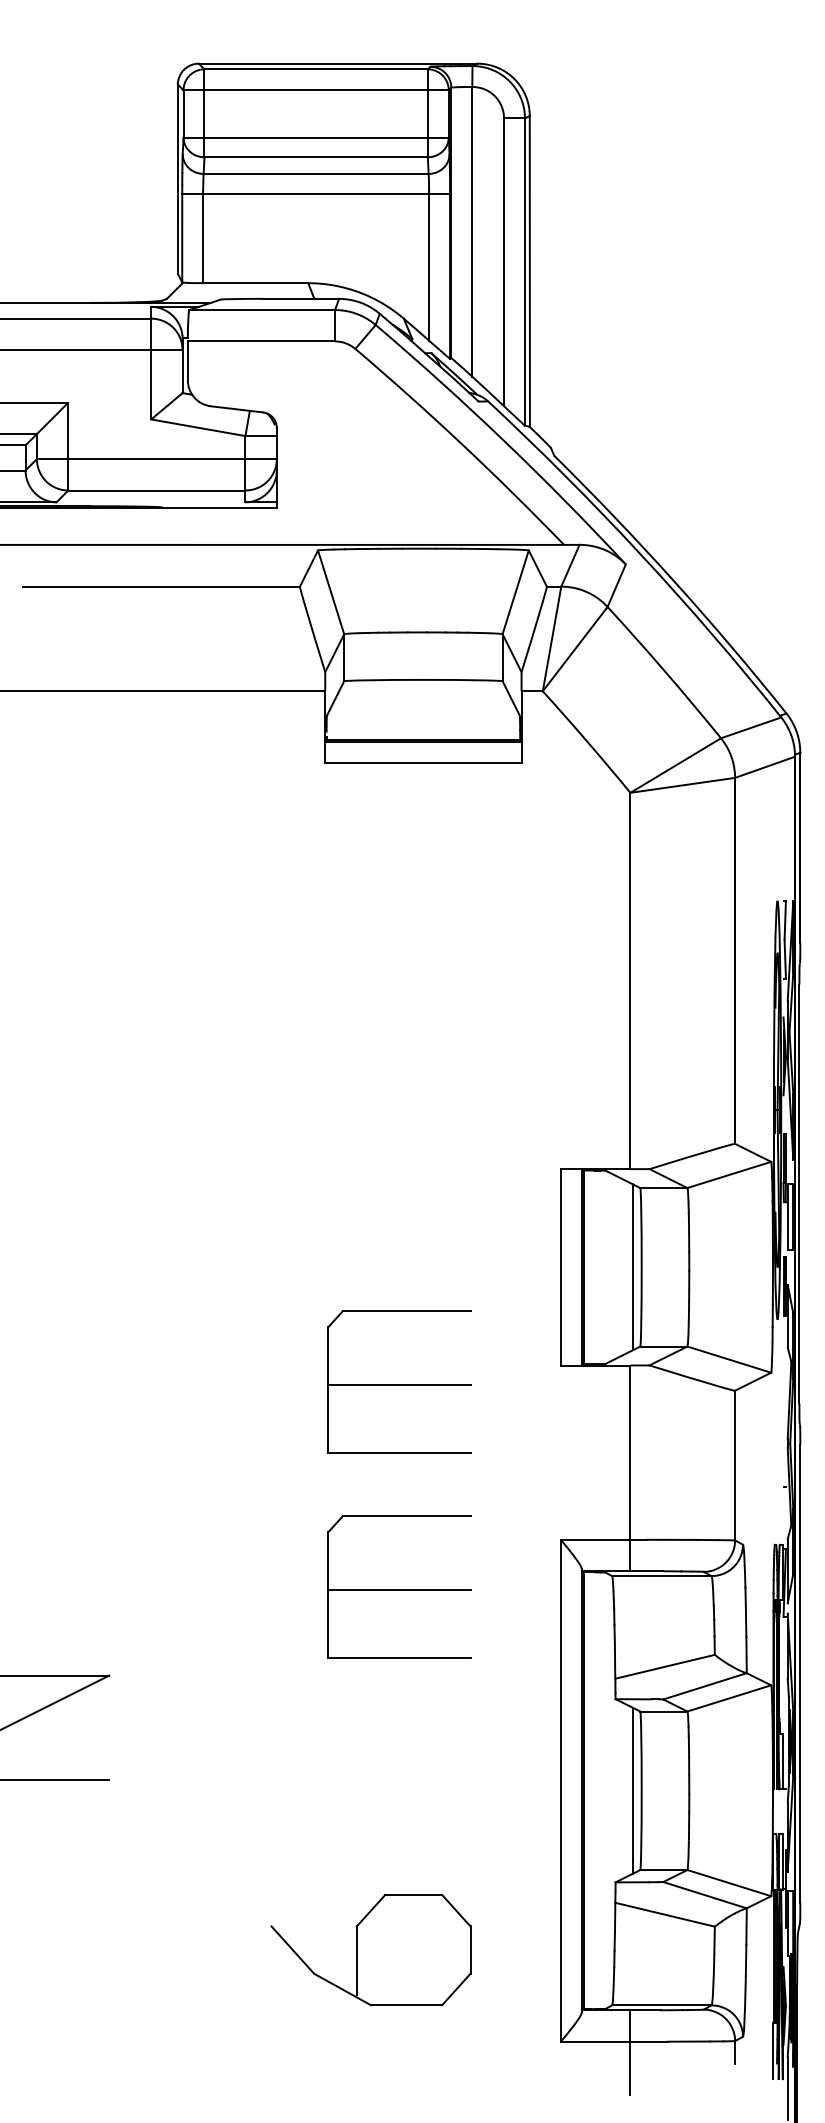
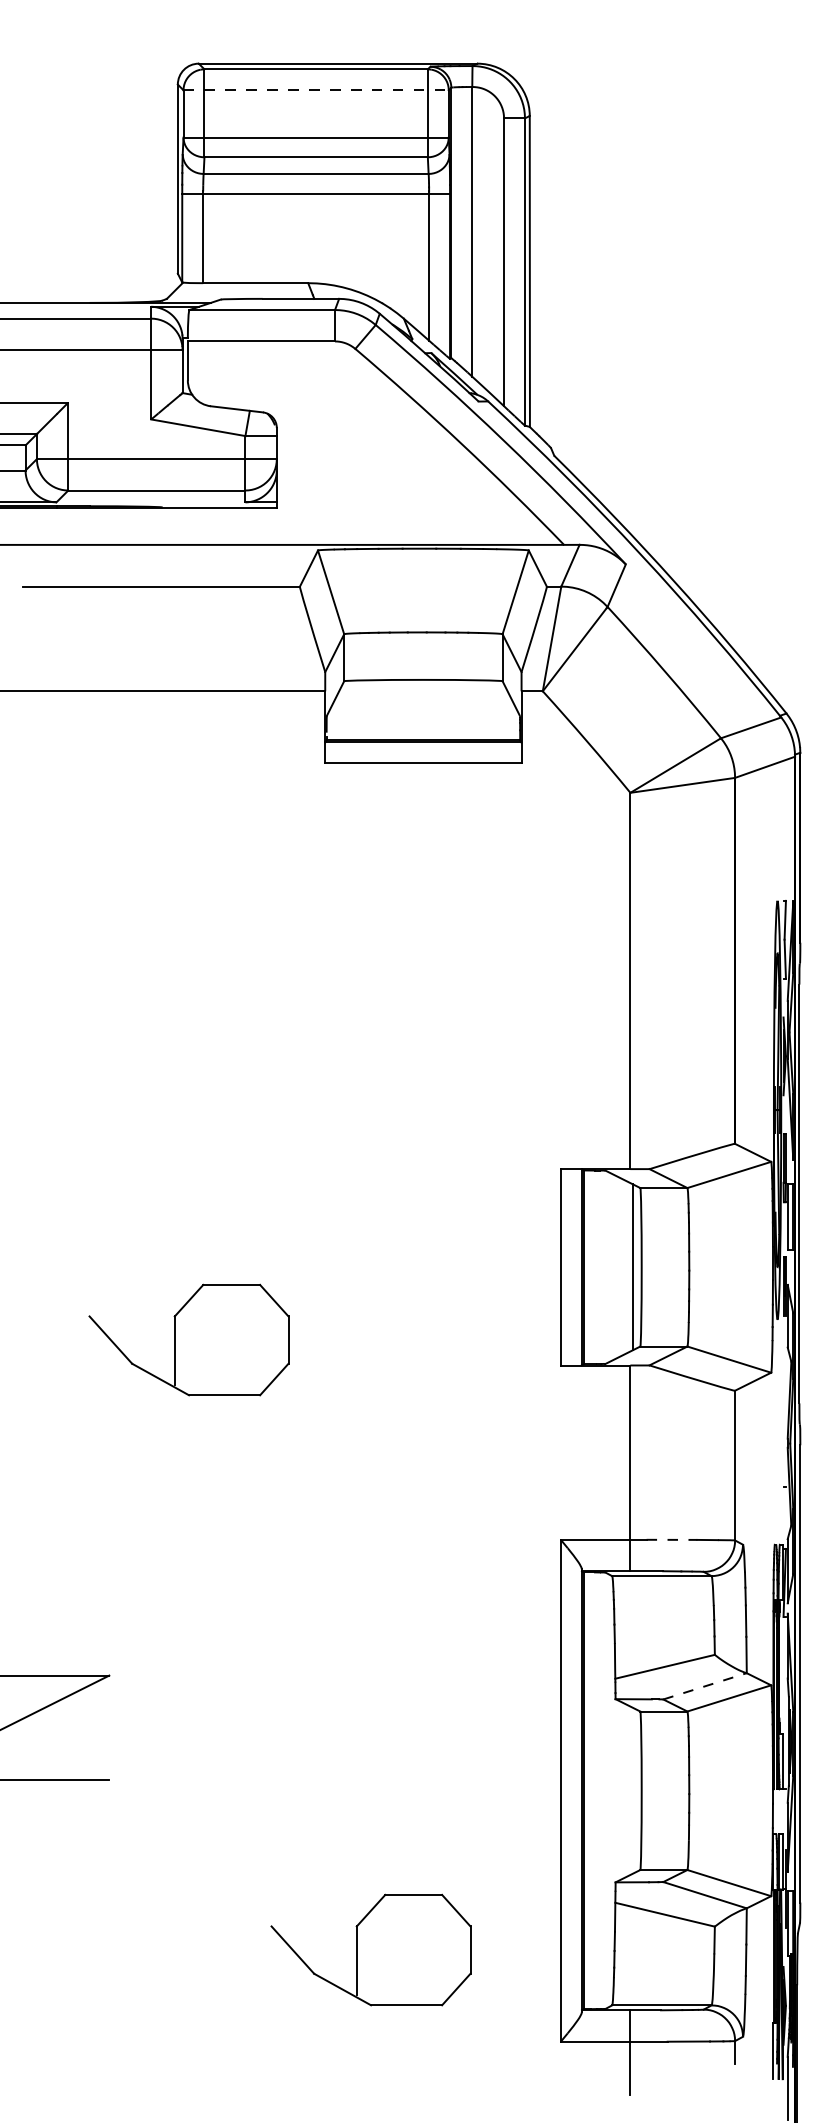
line: solid -> dashed (316, 90)
part: none -> present (188, 1339)
part: present -> none (399, 1381)
line: solid -> dashed (672, 1539)
part: present -> none (399, 1586)
line: solid -> dashed (705, 1686)
line: present -> none (632, 1790)
